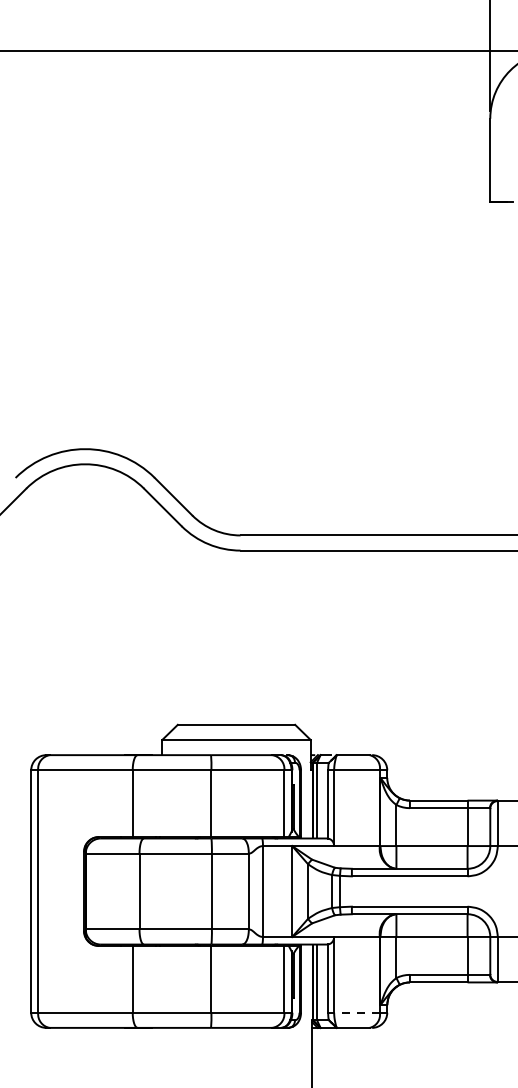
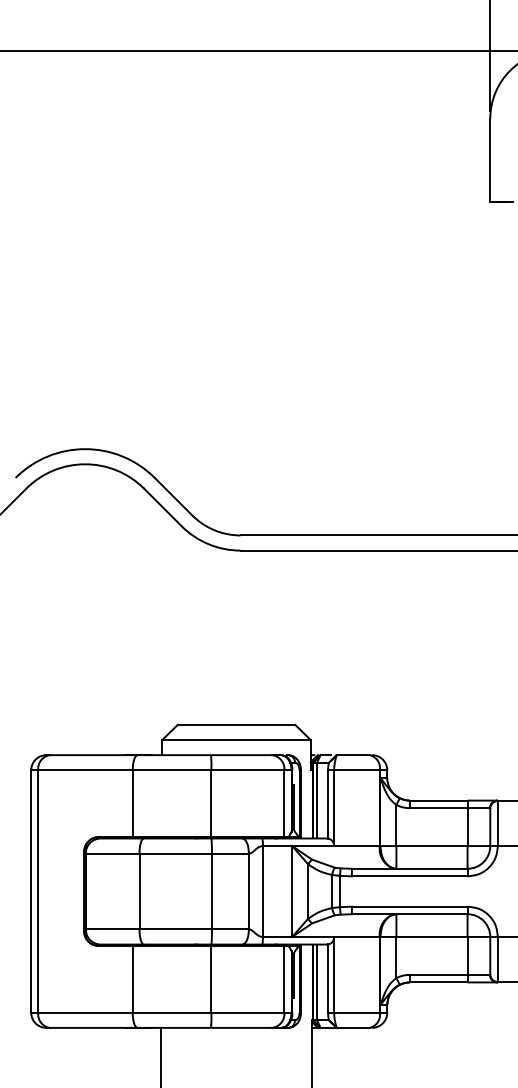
line: dashed -> solid (357, 1012)
line: none -> present (160, 1055)
